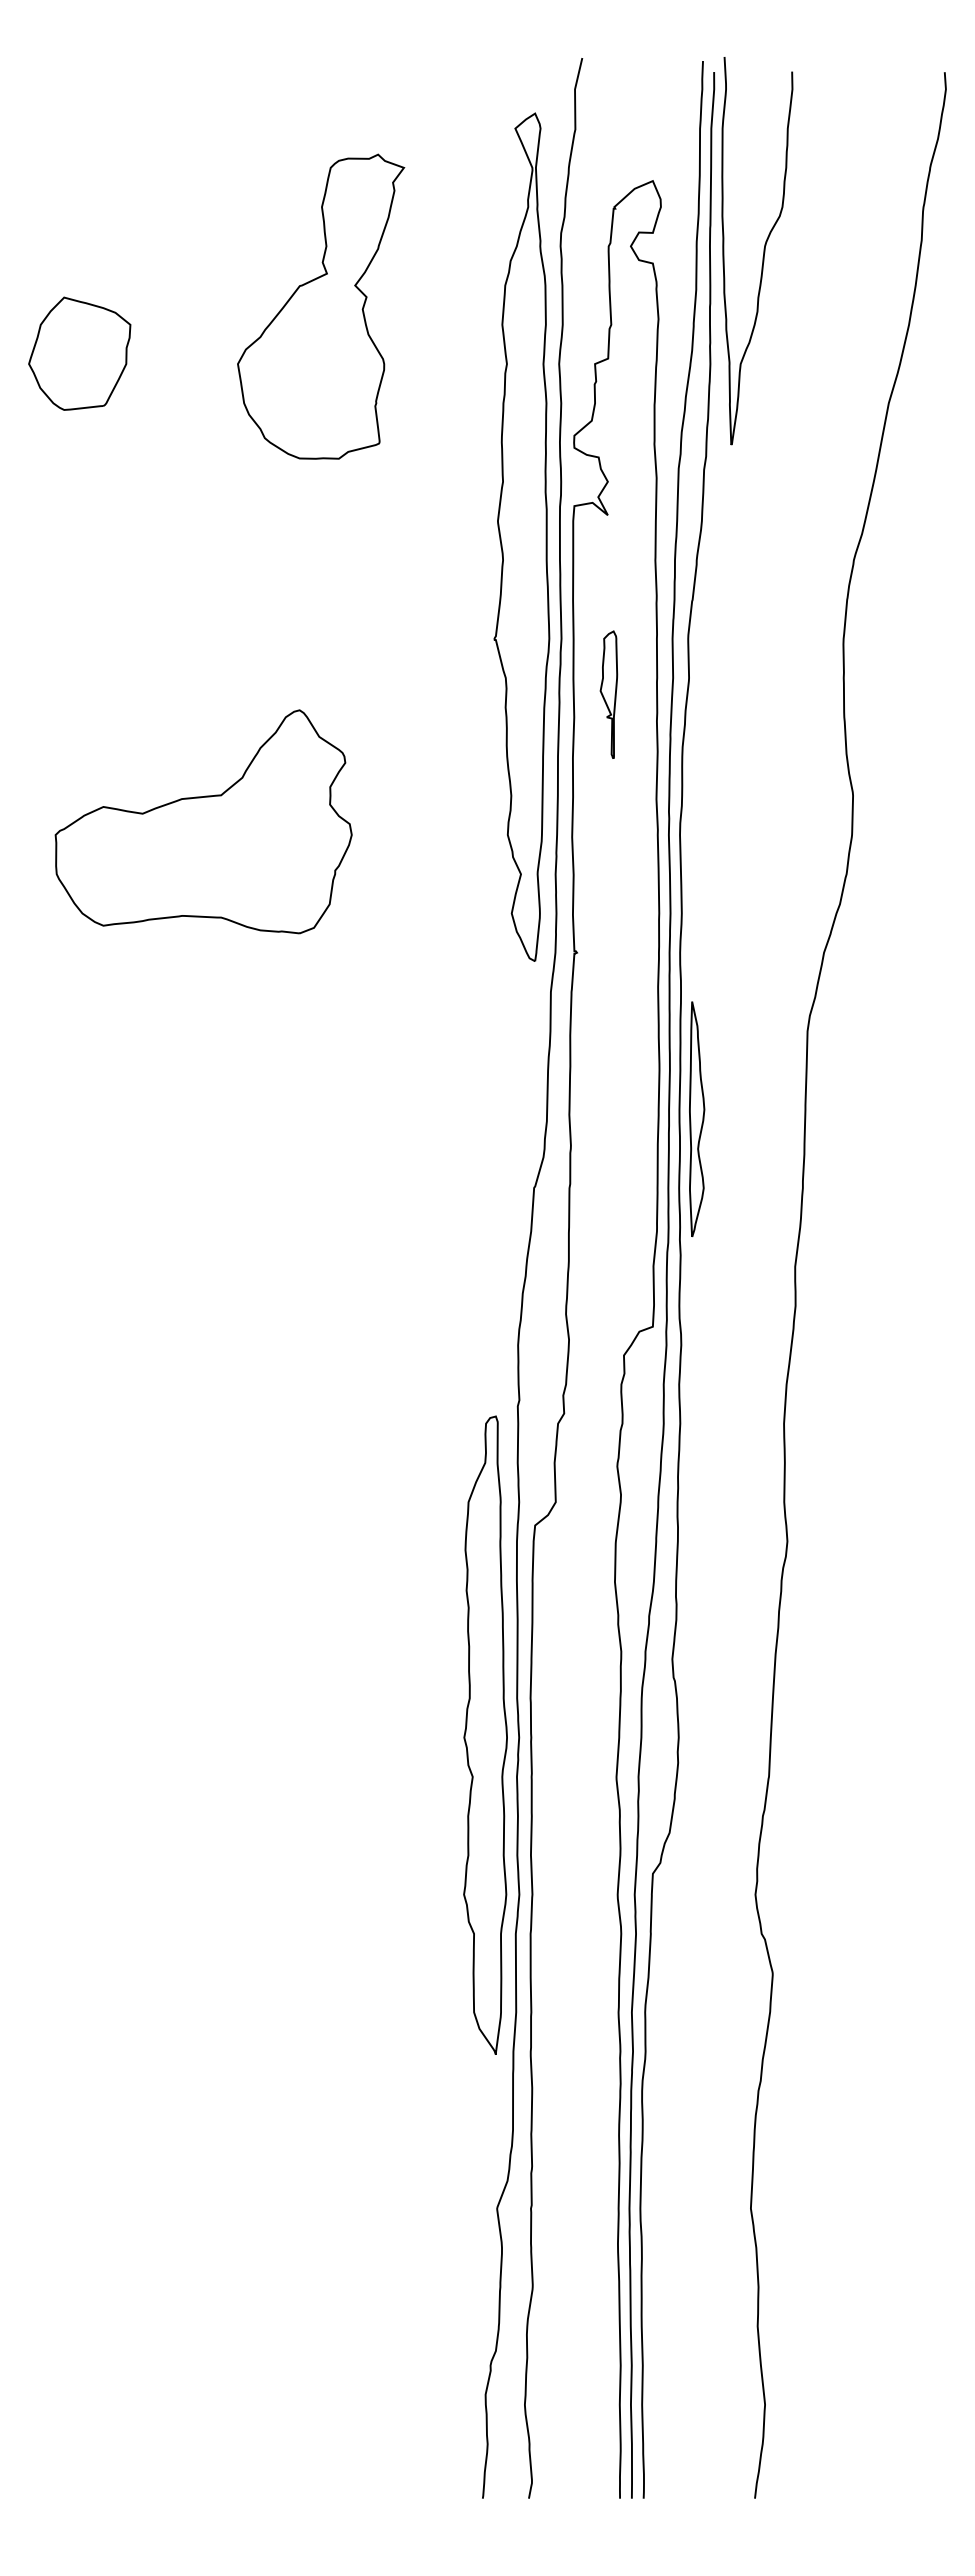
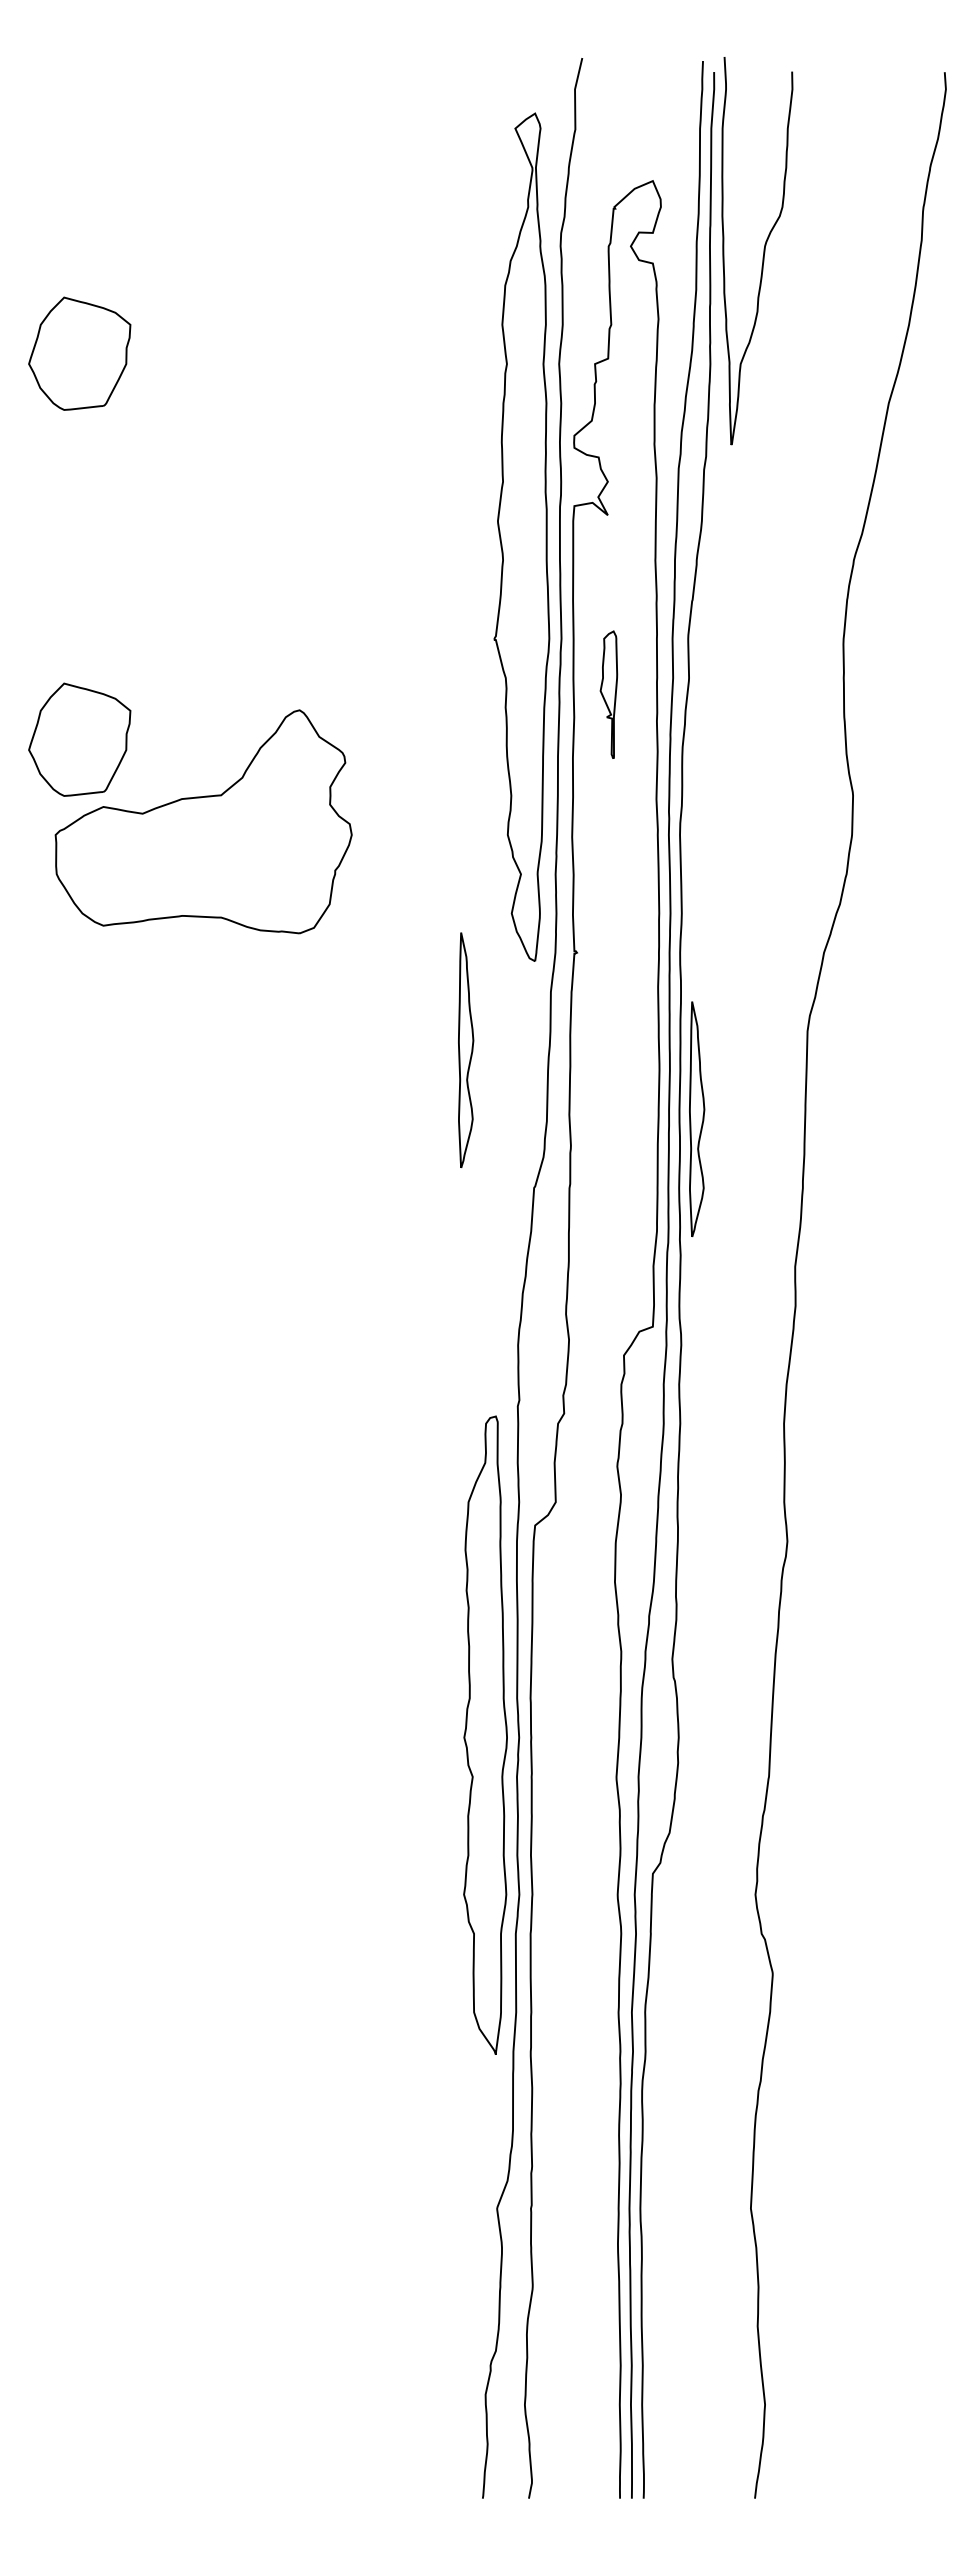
part: present -> none (321, 306)
part: none -> present (79, 739)
part: none -> present (466, 1050)
